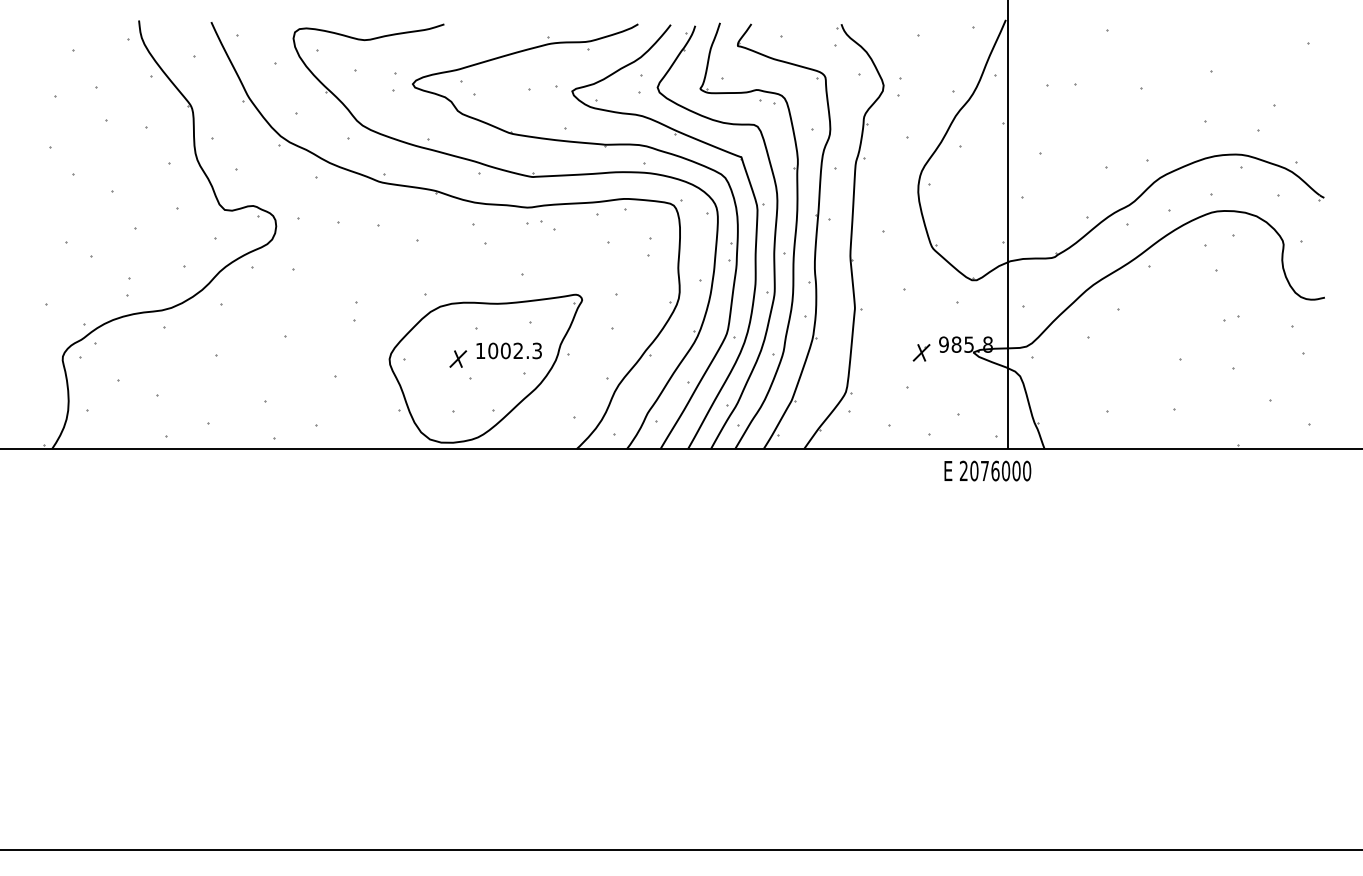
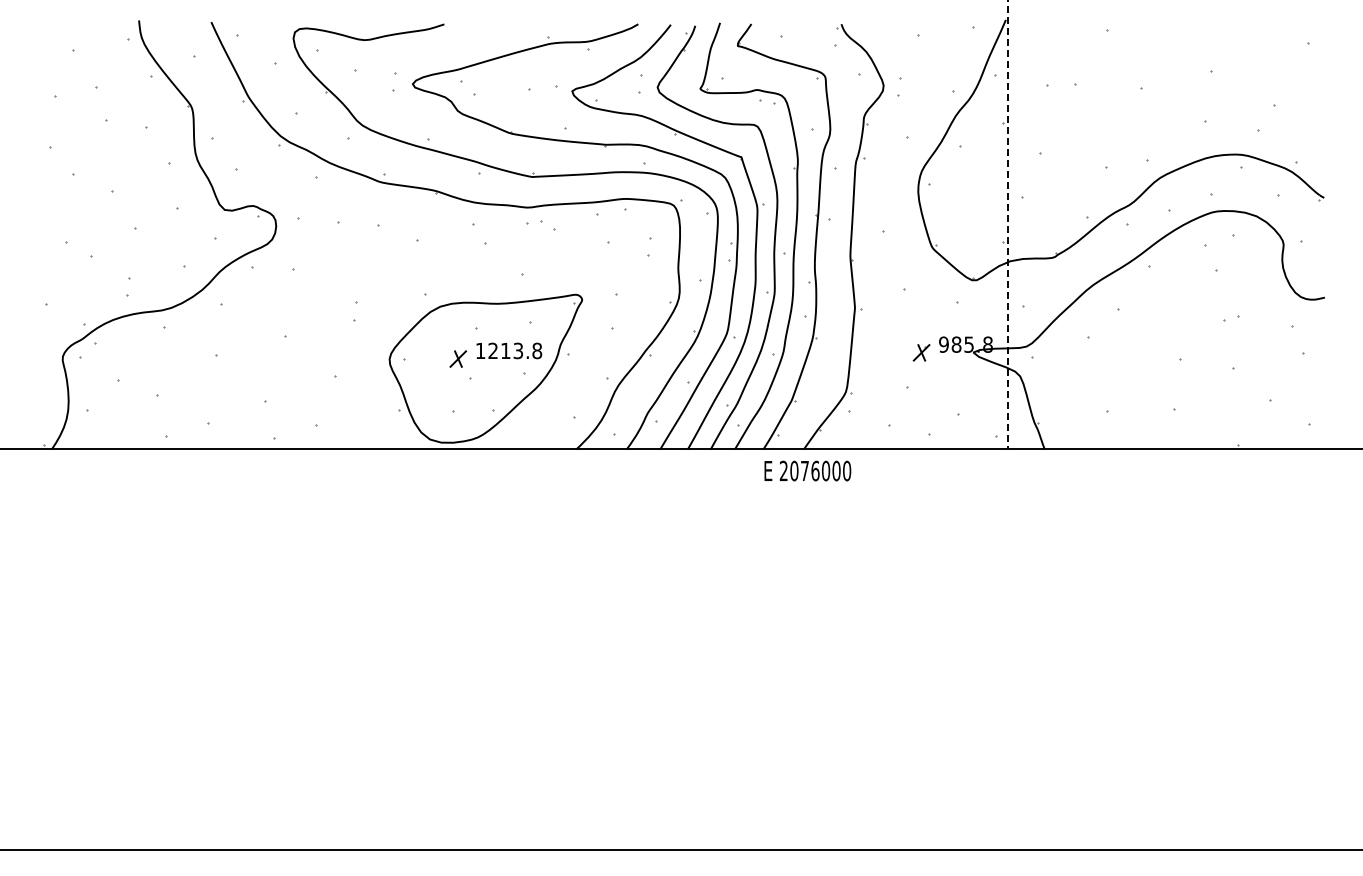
line: solid -> dashed (1007, 225)
text: 1002.3 -> 1213.8 (515, 350)
text position: (987, 470) -> (807, 470) (807, 470)
